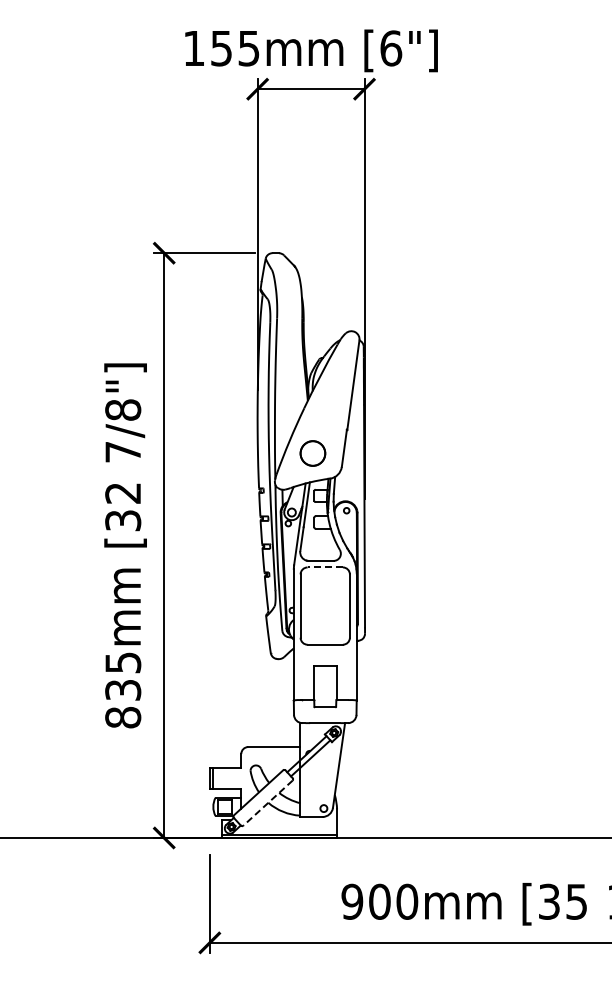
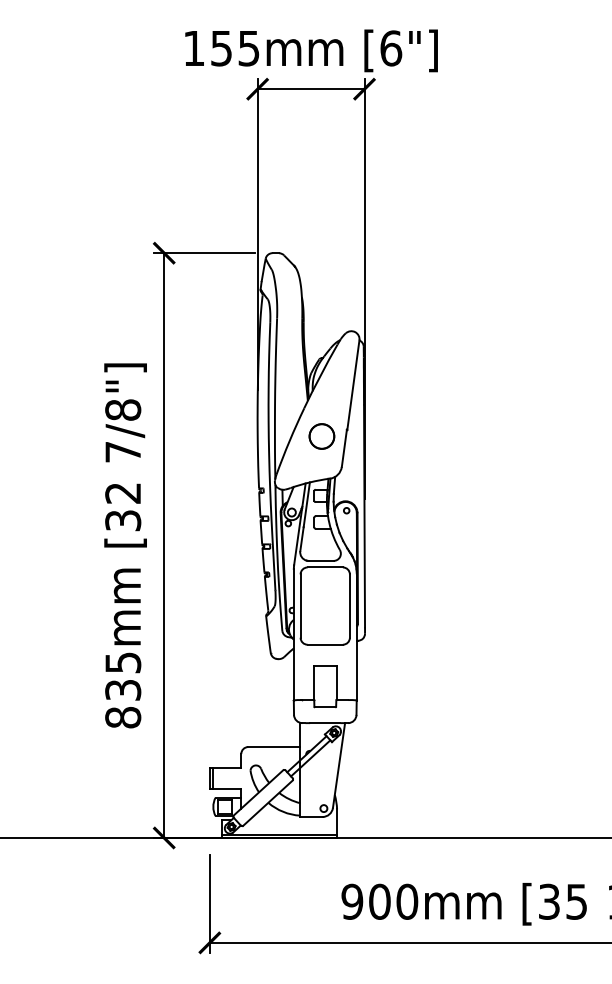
part position: (312, 453) -> (321, 436) (321, 436)
line: dashed -> solid (325, 567)
line: dashed -> solid (267, 803)
